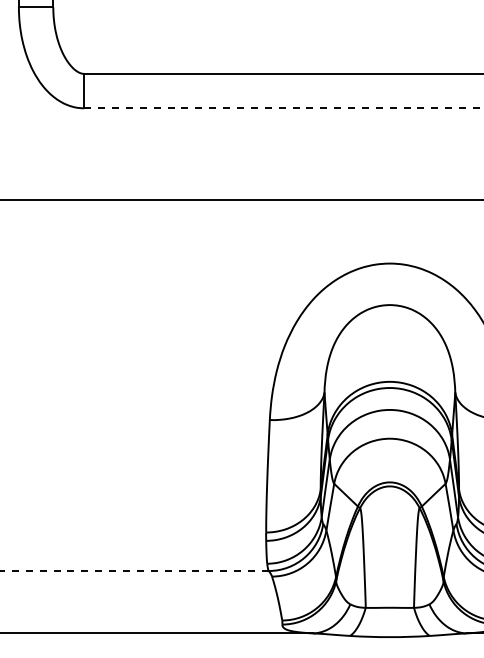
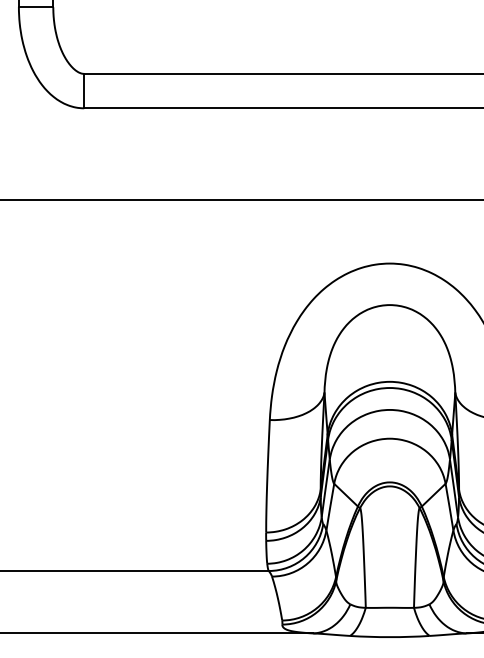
line: dashed -> solid (284, 108)
line: dashed -> solid (134, 571)
